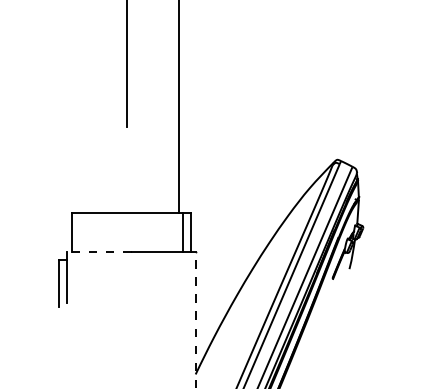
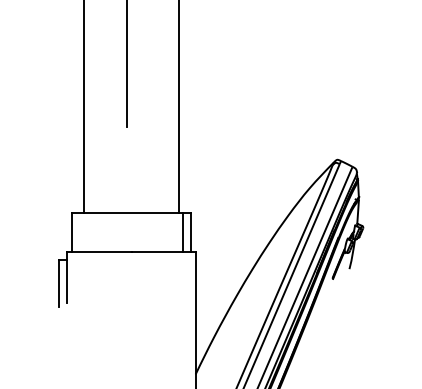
line: none -> present (84, 107)
line: dashed -> solid (98, 251)
line: dashed -> solid (195, 319)
